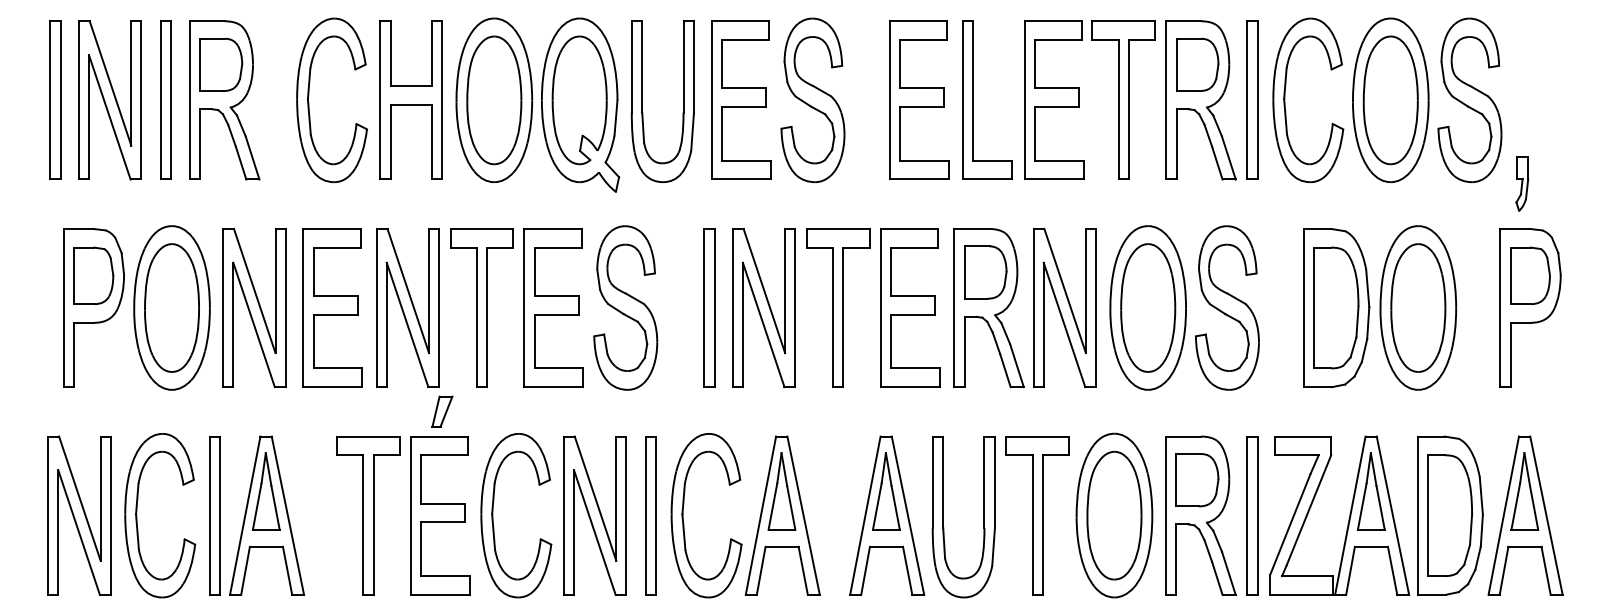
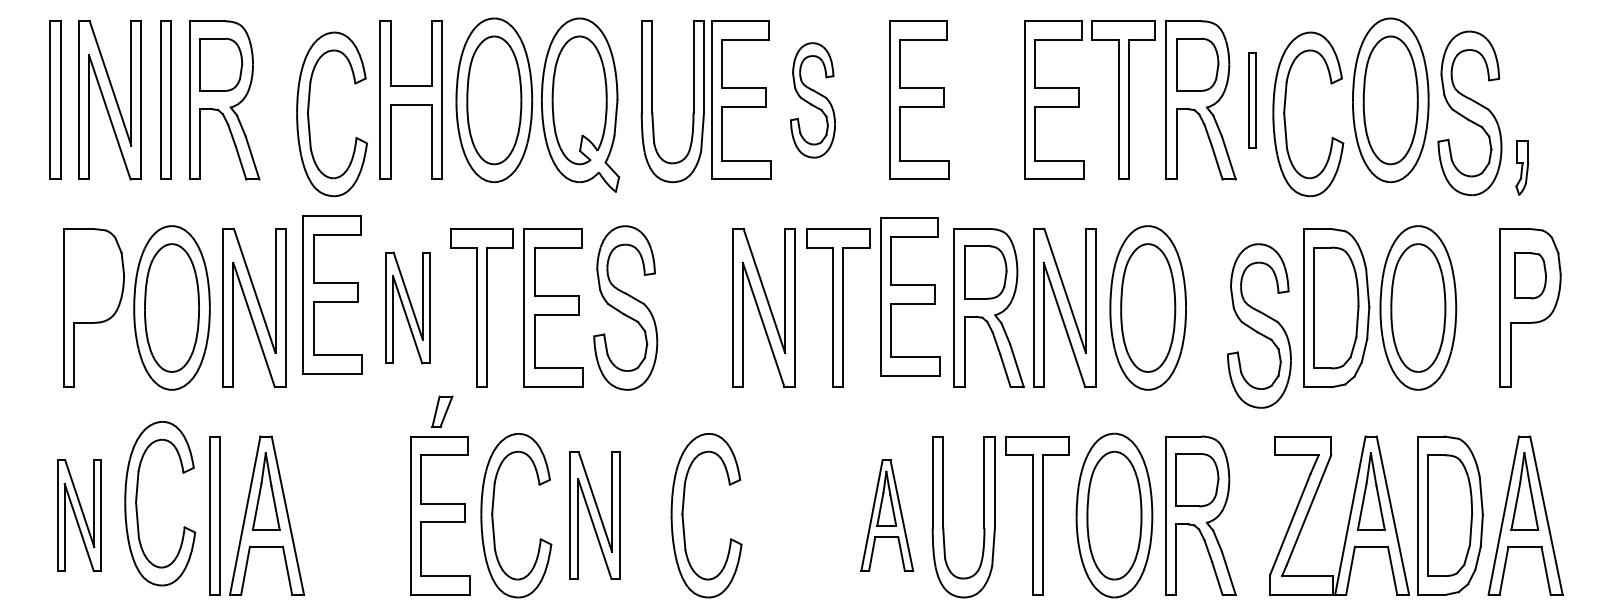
part: present -> none (973, 99)
part size: 13x160 px -> 9x97 px (1252, 100)
part size: 66x167 px -> 46x117 px (812, 100)
part position: (1285, 100) -> (1285, 114) (1285, 114)
part position: (1469, 100) -> (1469, 113) (1469, 113)
part position: (642, 101) -> (652, 101) (652, 101)
part position: (309, 102) -> (309, 116) (309, 116)
part position: (1522, 183) -> (1522, 167) (1522, 167)
part: present -> none (93, 275)
part size: 41x59 px -> 33x48 px (1530, 275)
part position: (332, 307) -> (332, 294) (332, 294)
part size: 64x160 px -> 46x114 px (407, 307)
part: present -> none (709, 307)
part position: (910, 307) -> (910, 296) (910, 296)
part position: (1227, 307) -> (1259, 325) (1259, 325)
part size: 65x161 px -> 45x113 px (79, 515)
part: present -> none (368, 515)
part size: 64x161 px -> 52x129 px (594, 515)
part: present -> none (650, 515)
part: present -> none (782, 515)
part size: 77x161 px -> 55x113 px (887, 515)
part: present -> none (1252, 515)
part position: (137, 516) -> (137, 504) (137, 504)
